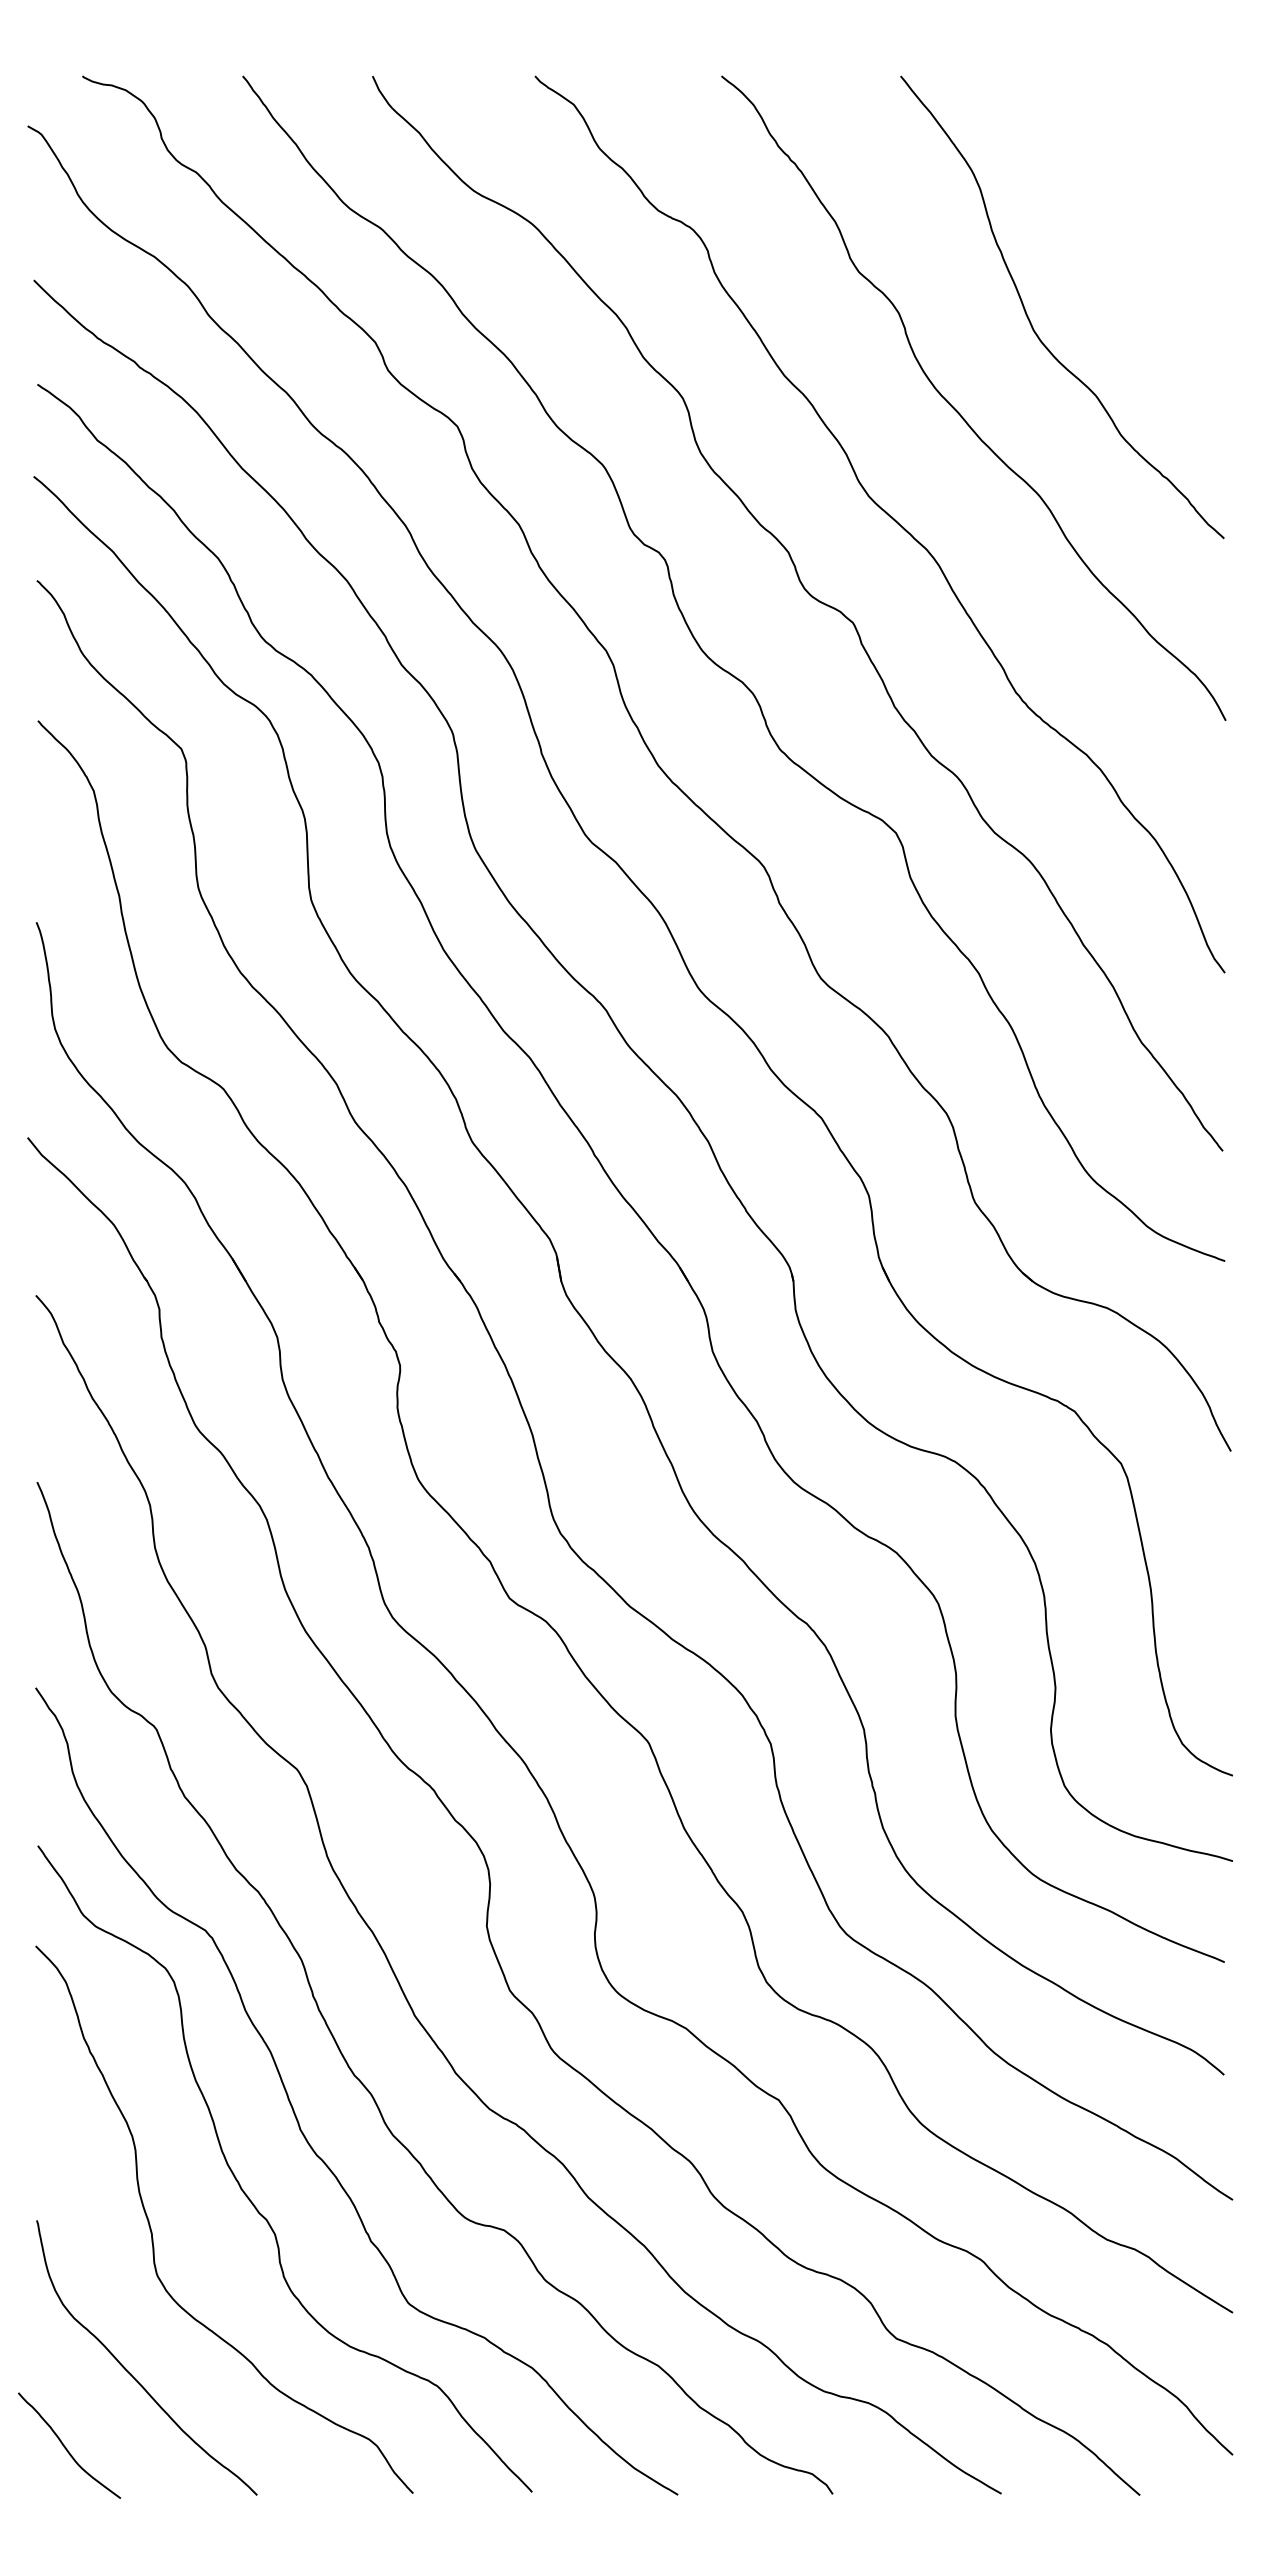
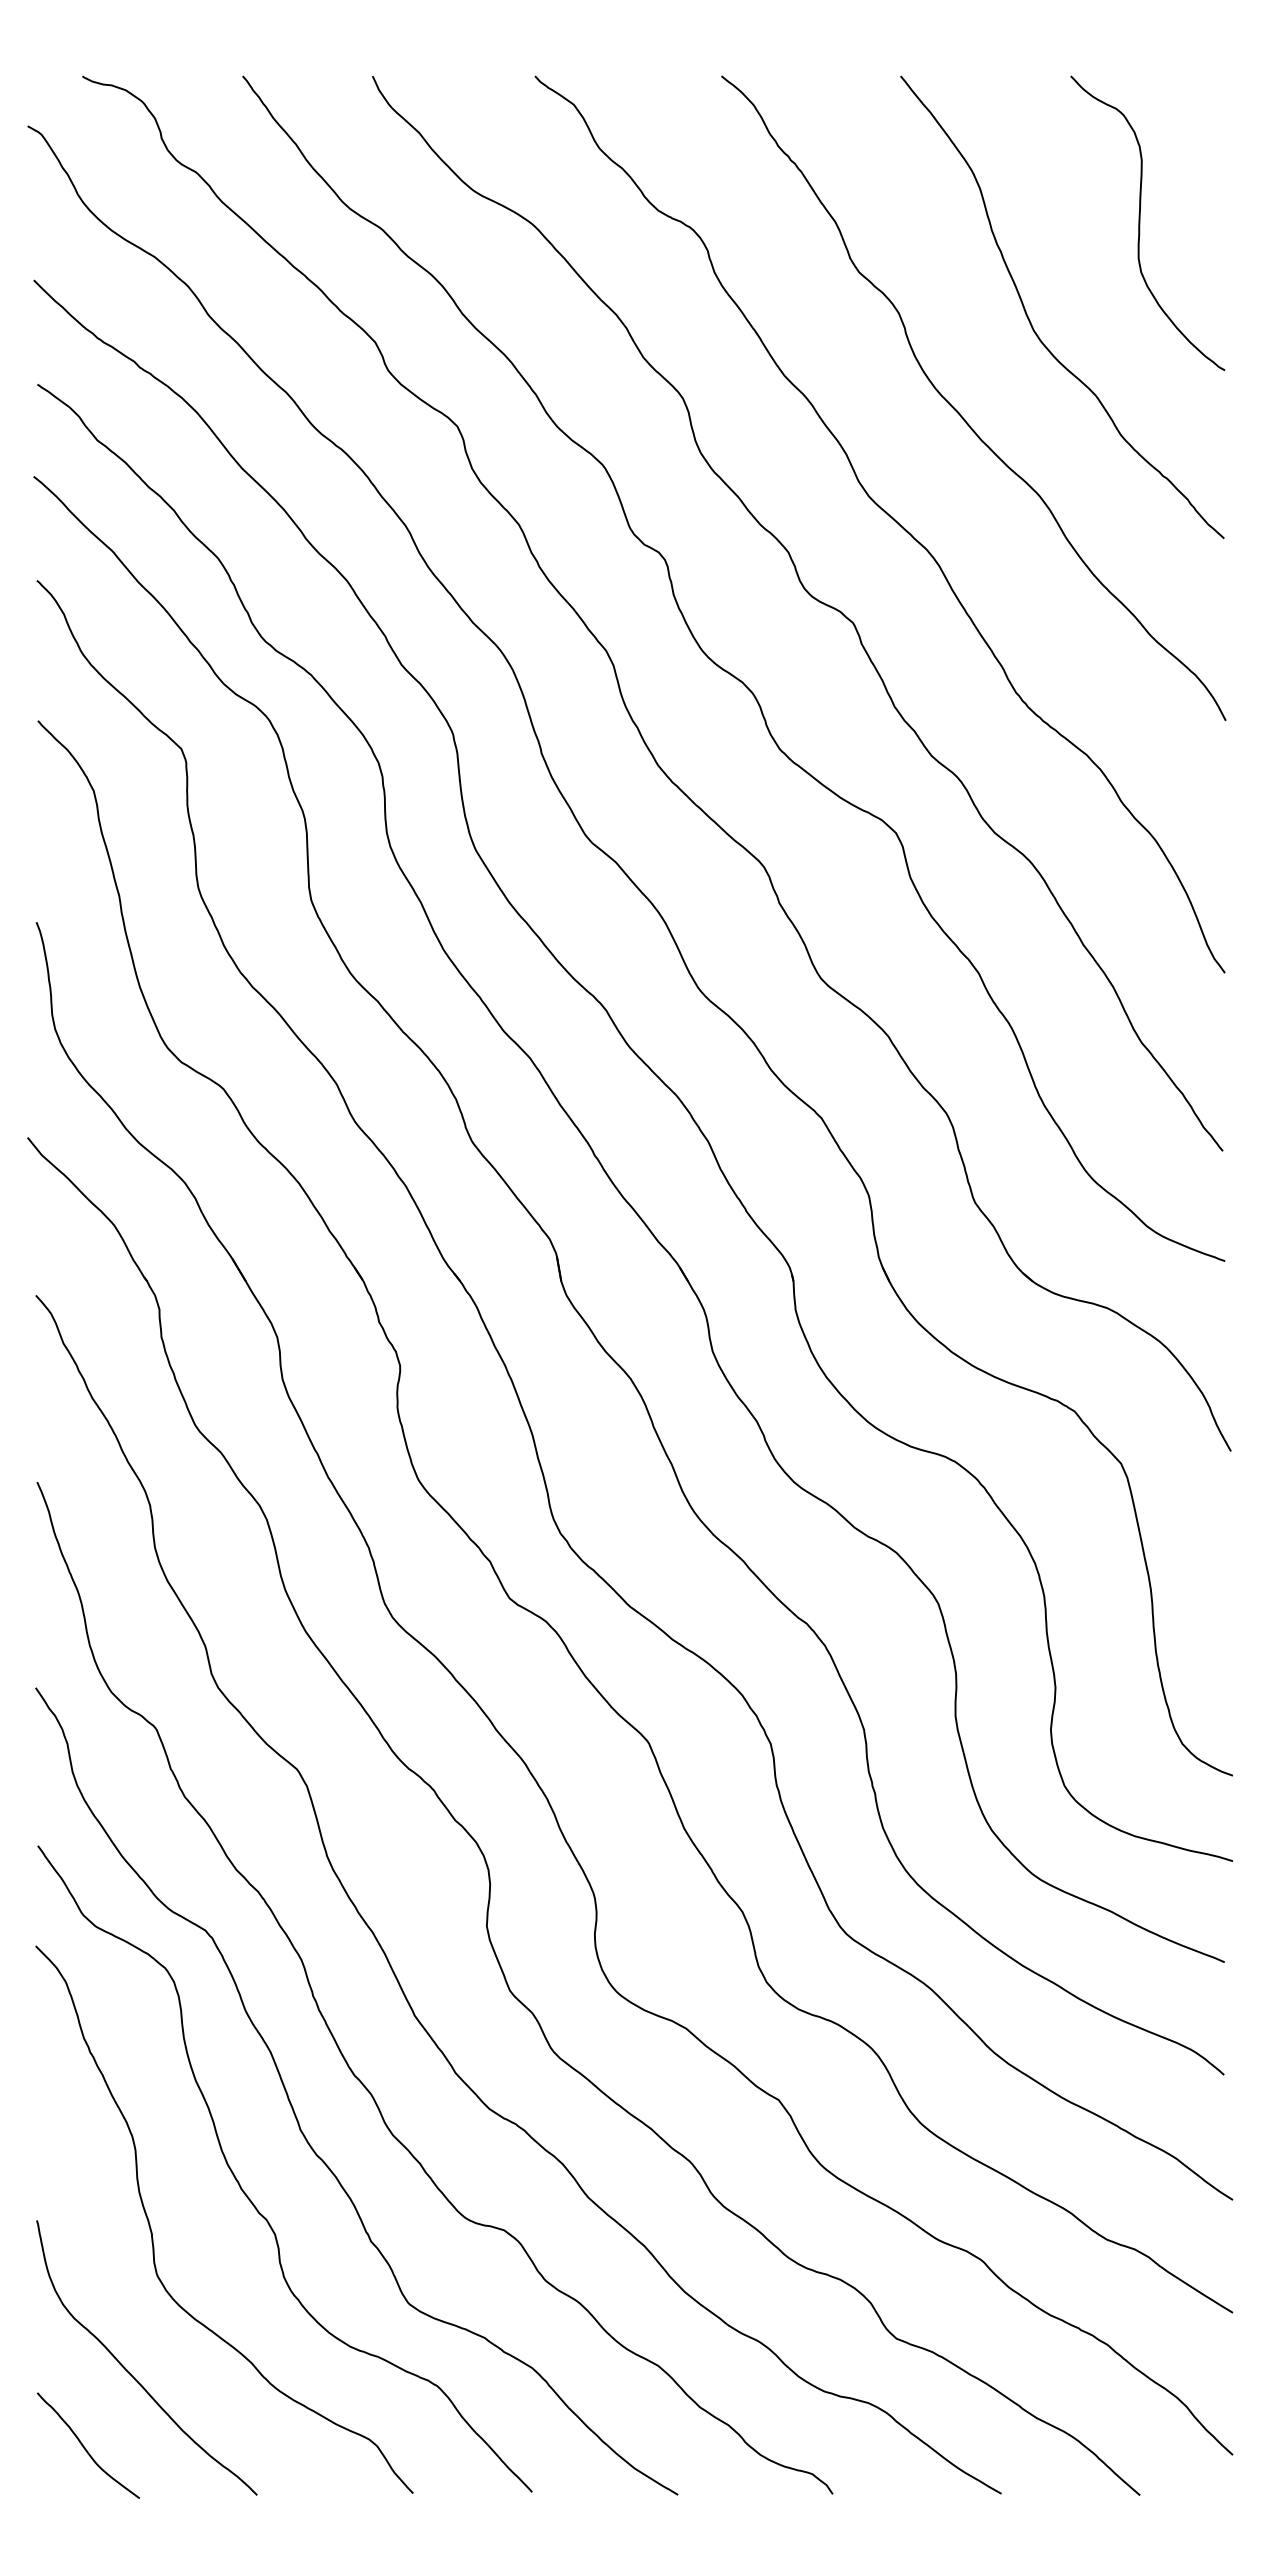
curve: none -> present (1140, 222)
curve position: (66, 2447) -> (85, 2447) (85, 2447)
